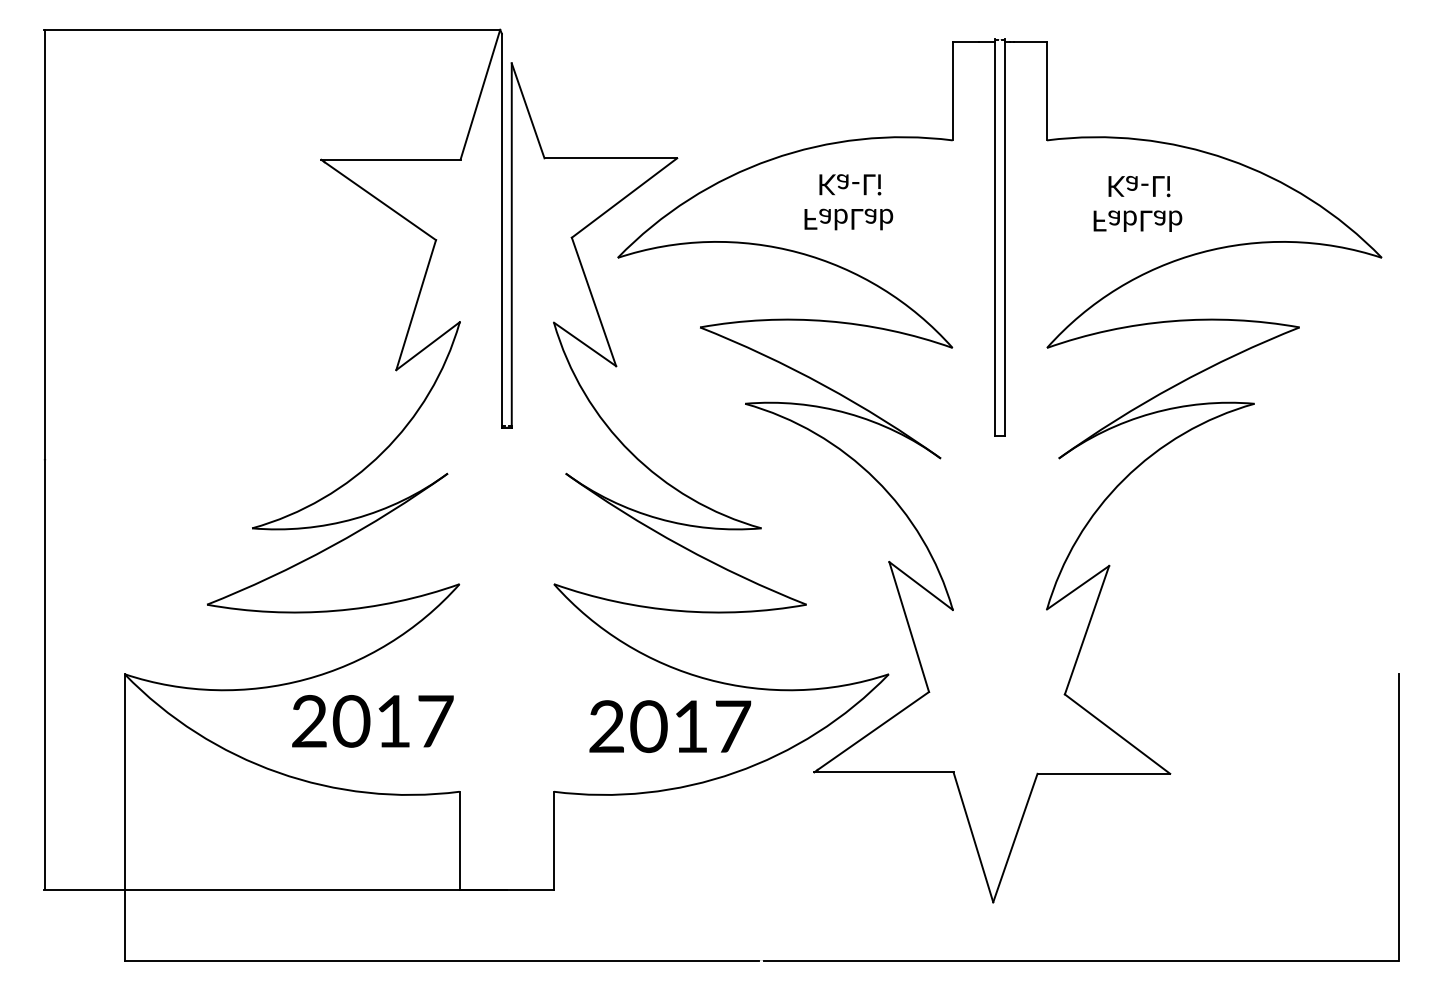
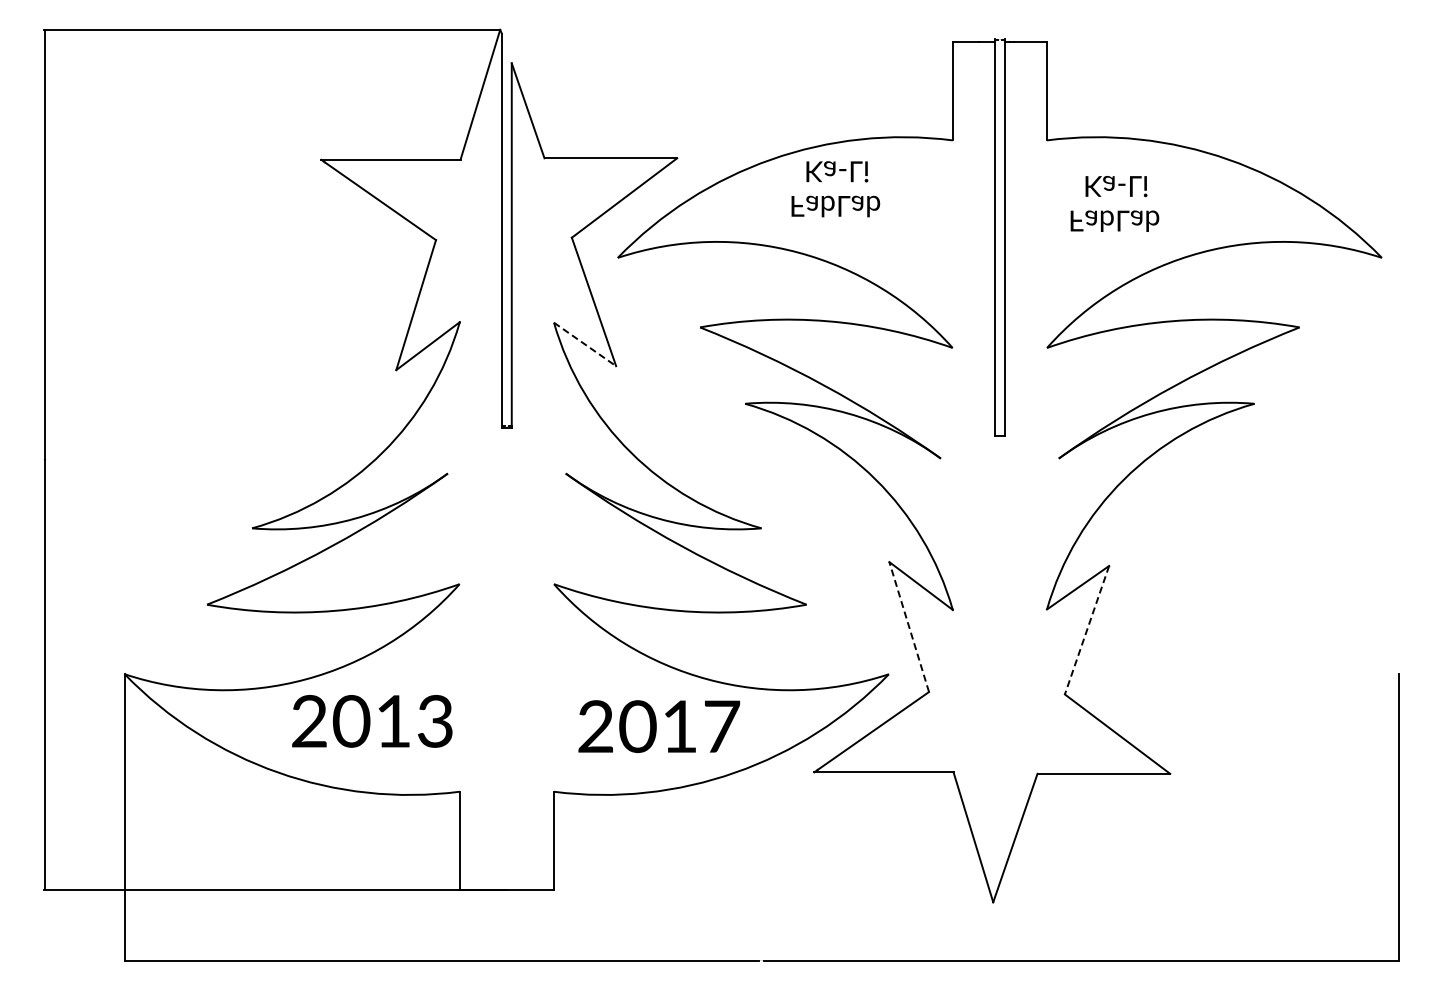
text position: (848, 202) -> (835, 189) (835, 189)
text position: (1137, 203) -> (1114, 203) (1114, 203)
line: solid -> dashed (585, 344)
line: solid -> dashed (909, 627)
line: solid -> dashed (1087, 630)
text: 2017 -> 2013 (435, 721)
text position: (670, 726) -> (659, 726) (659, 726)
